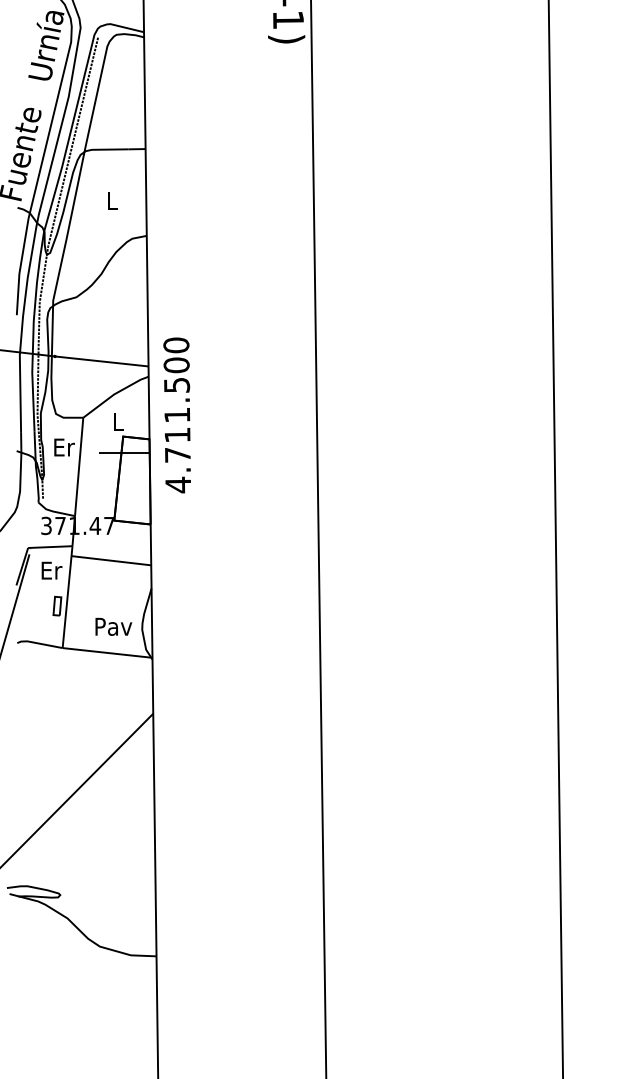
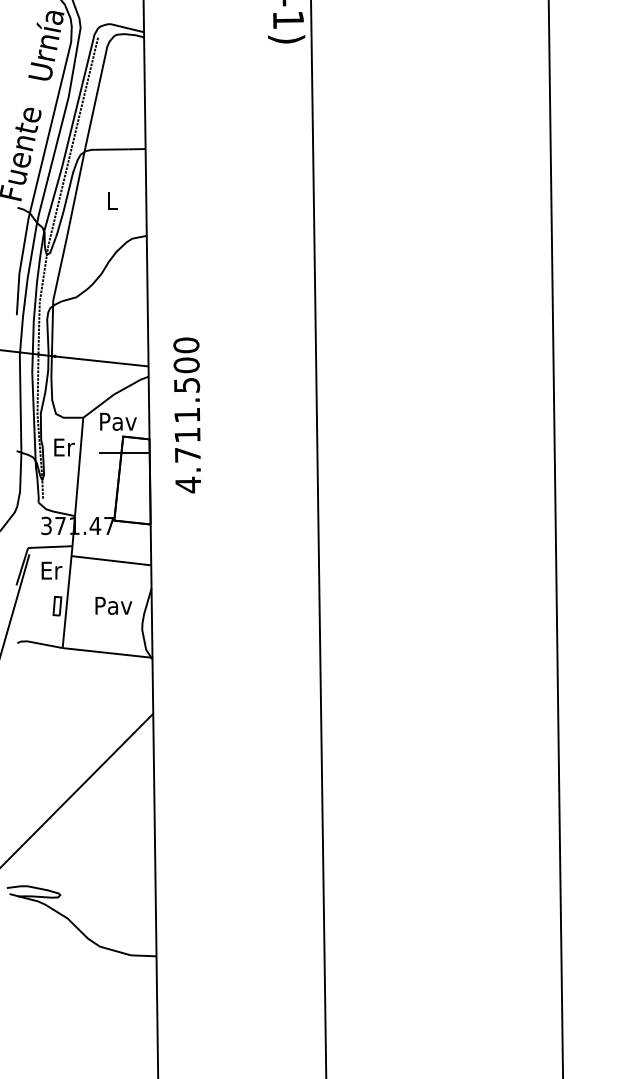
text position: (176, 415) -> (186, 415) (186, 415)
text: L -> Pav (118, 421)
text position: (113, 626) -> (113, 605) (113, 605)
